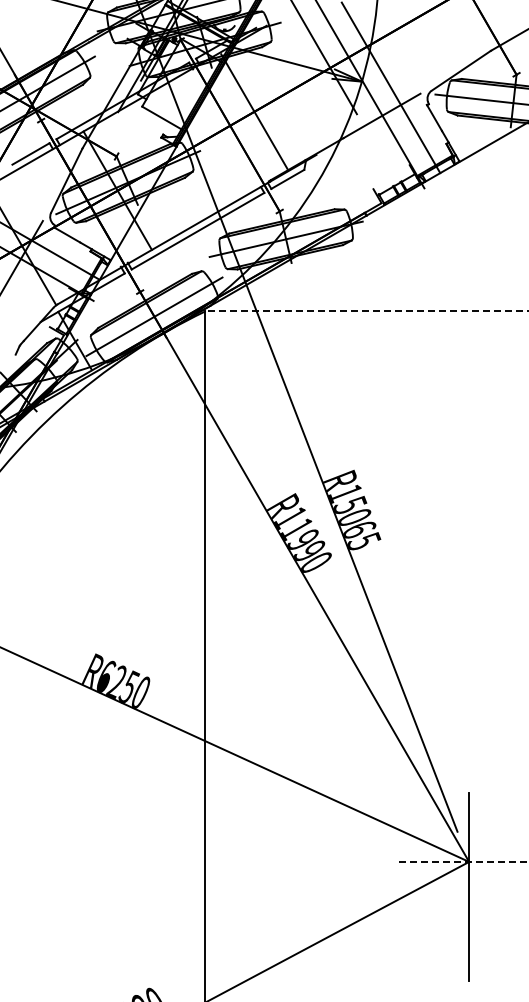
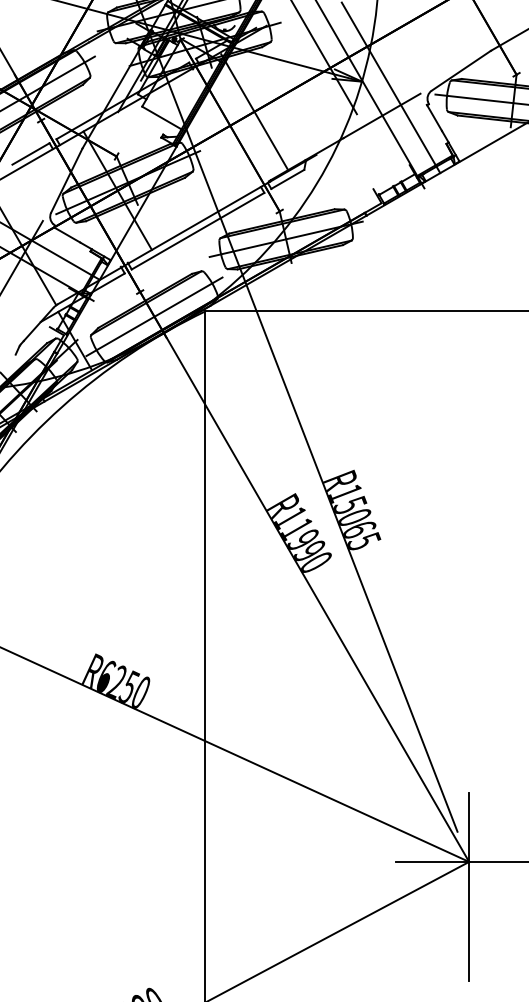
line: dashed -> solid (366, 311)
line: dashed -> solid (461, 861)
